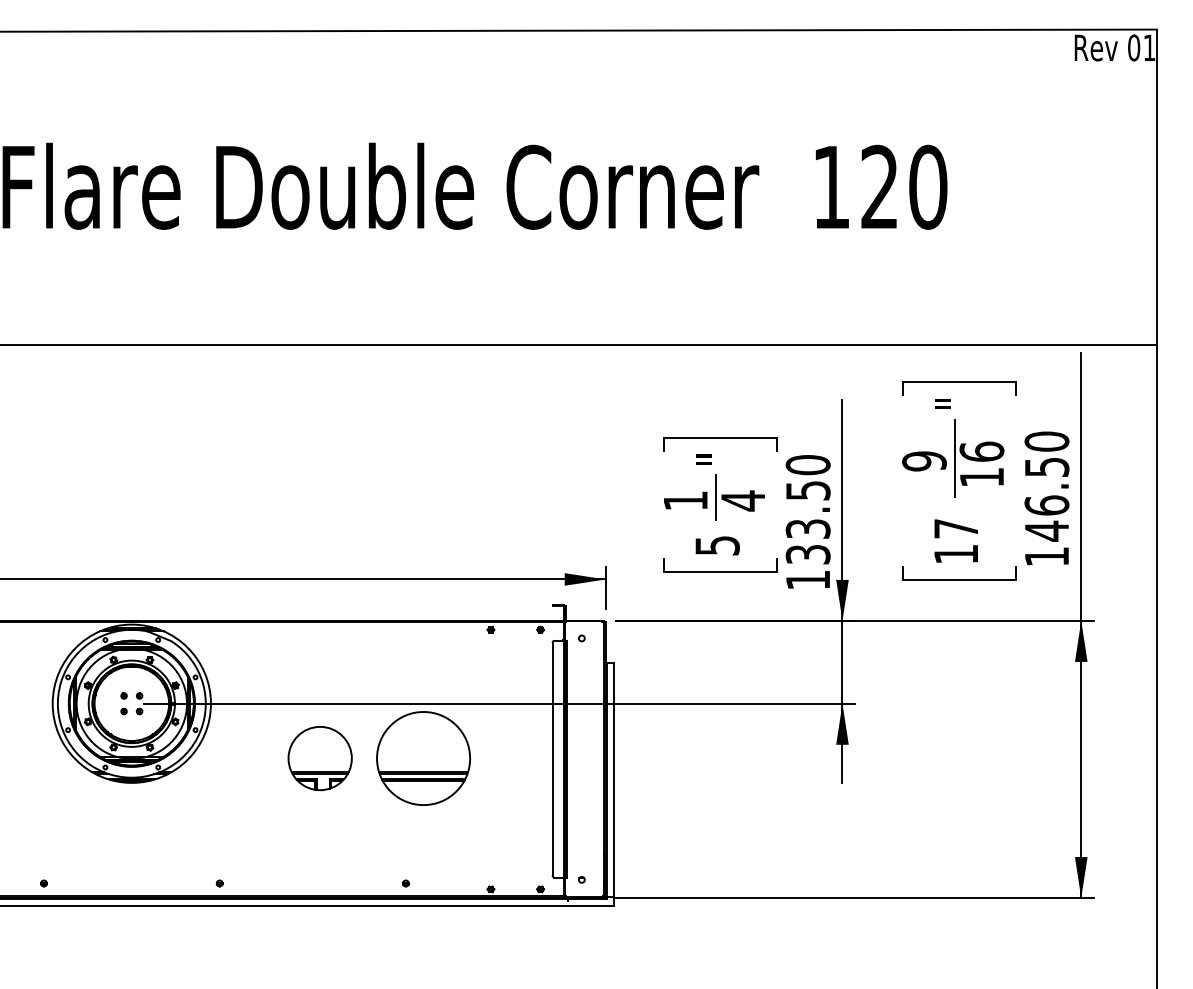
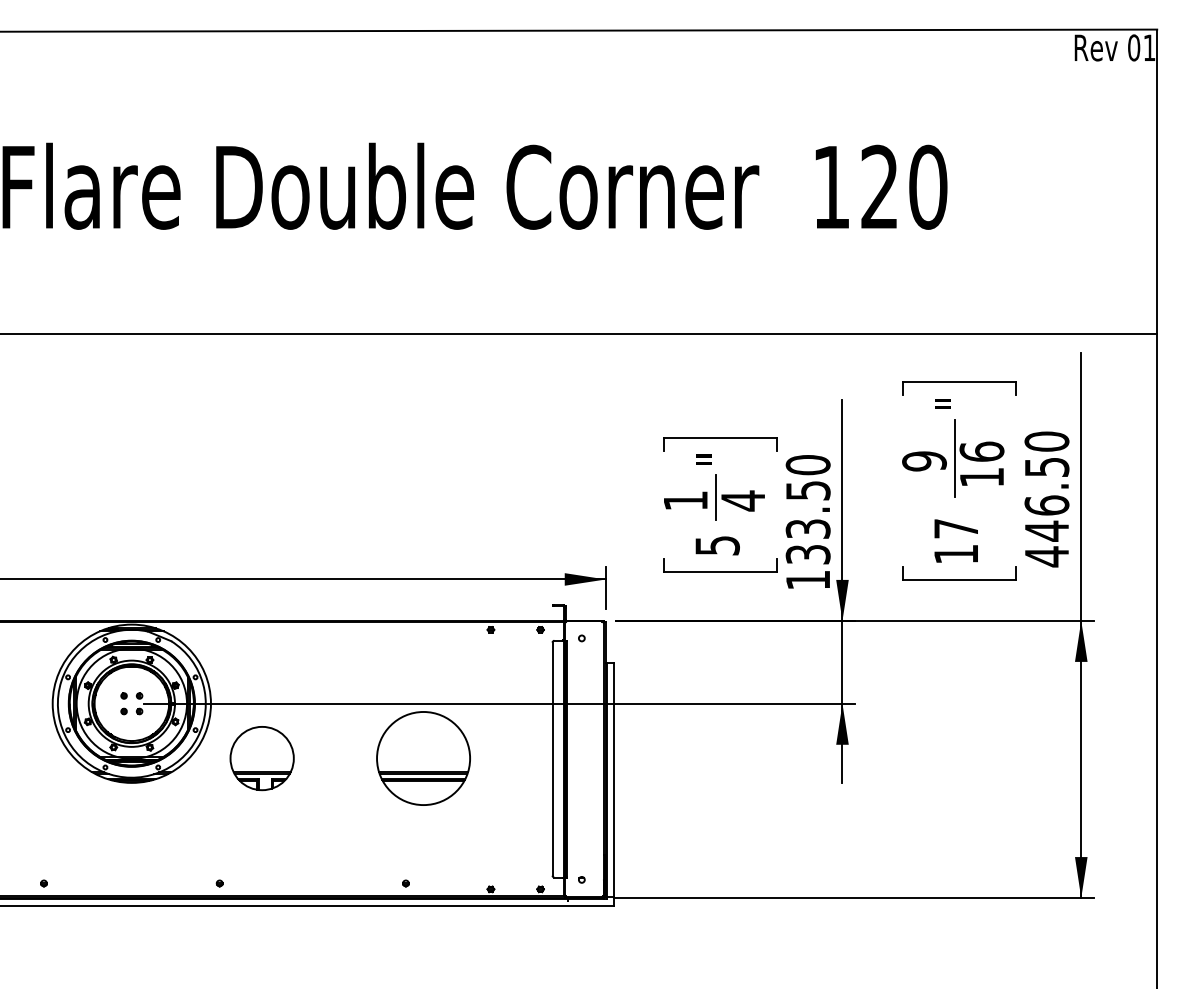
line position: (579, 344) -> (579, 333) (579, 333)
text: 146.50 -> 446.50 (1046, 556)
part position: (319, 758) -> (261, 758) (261, 758)
